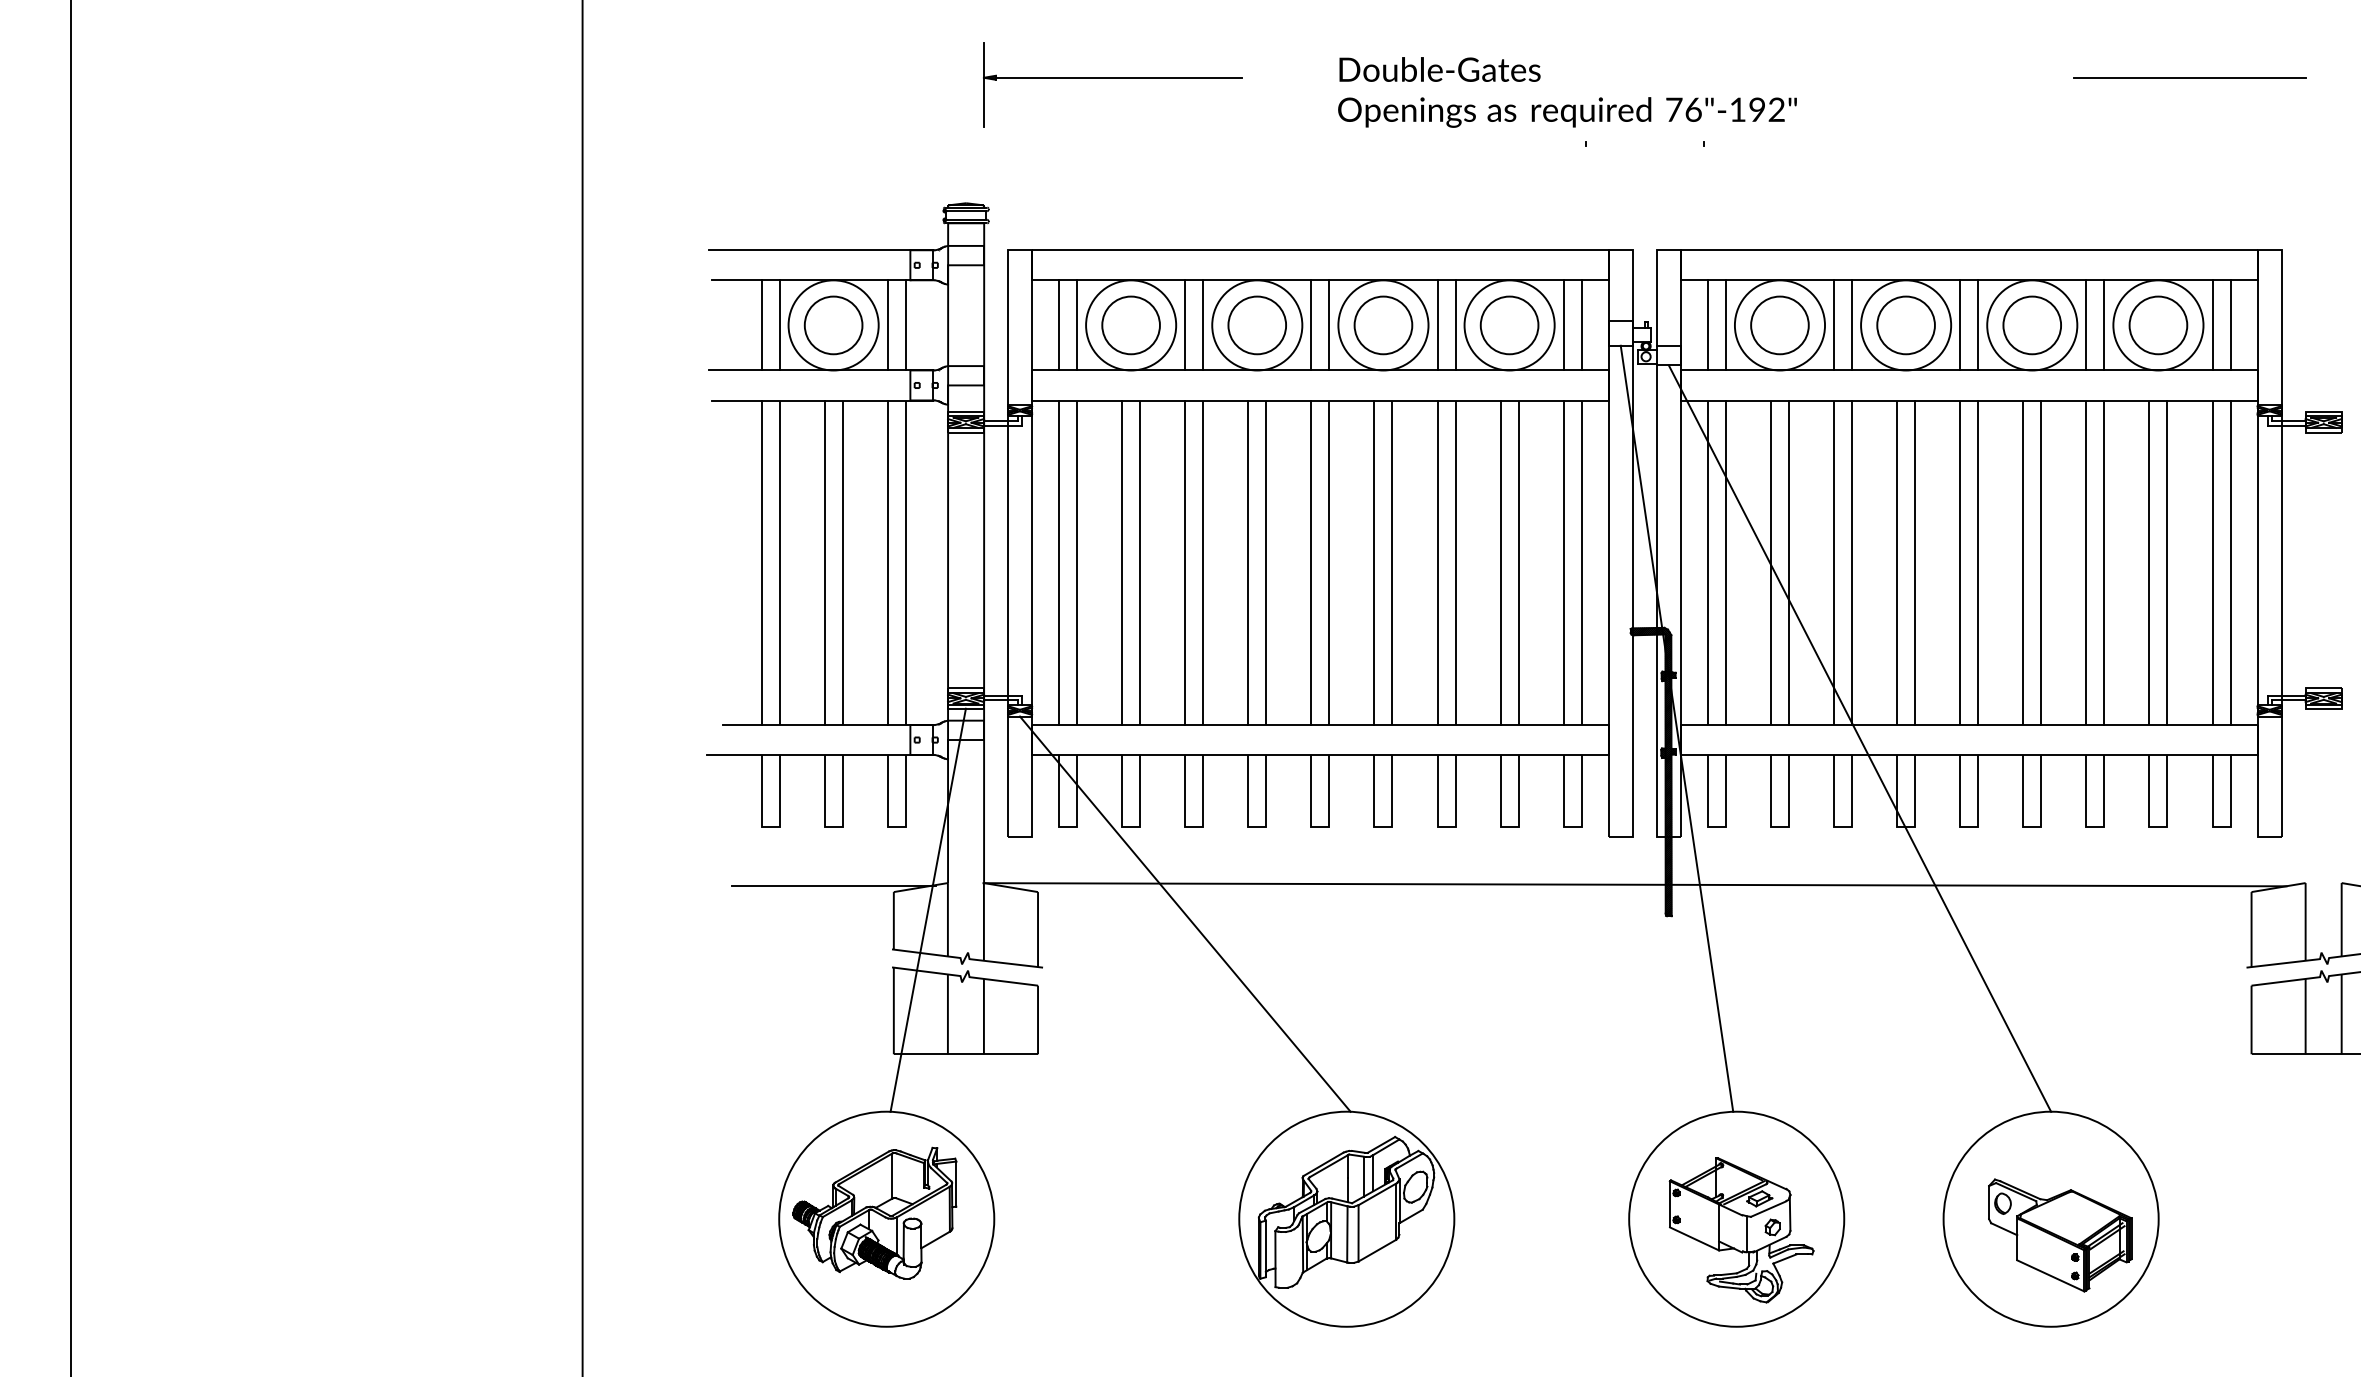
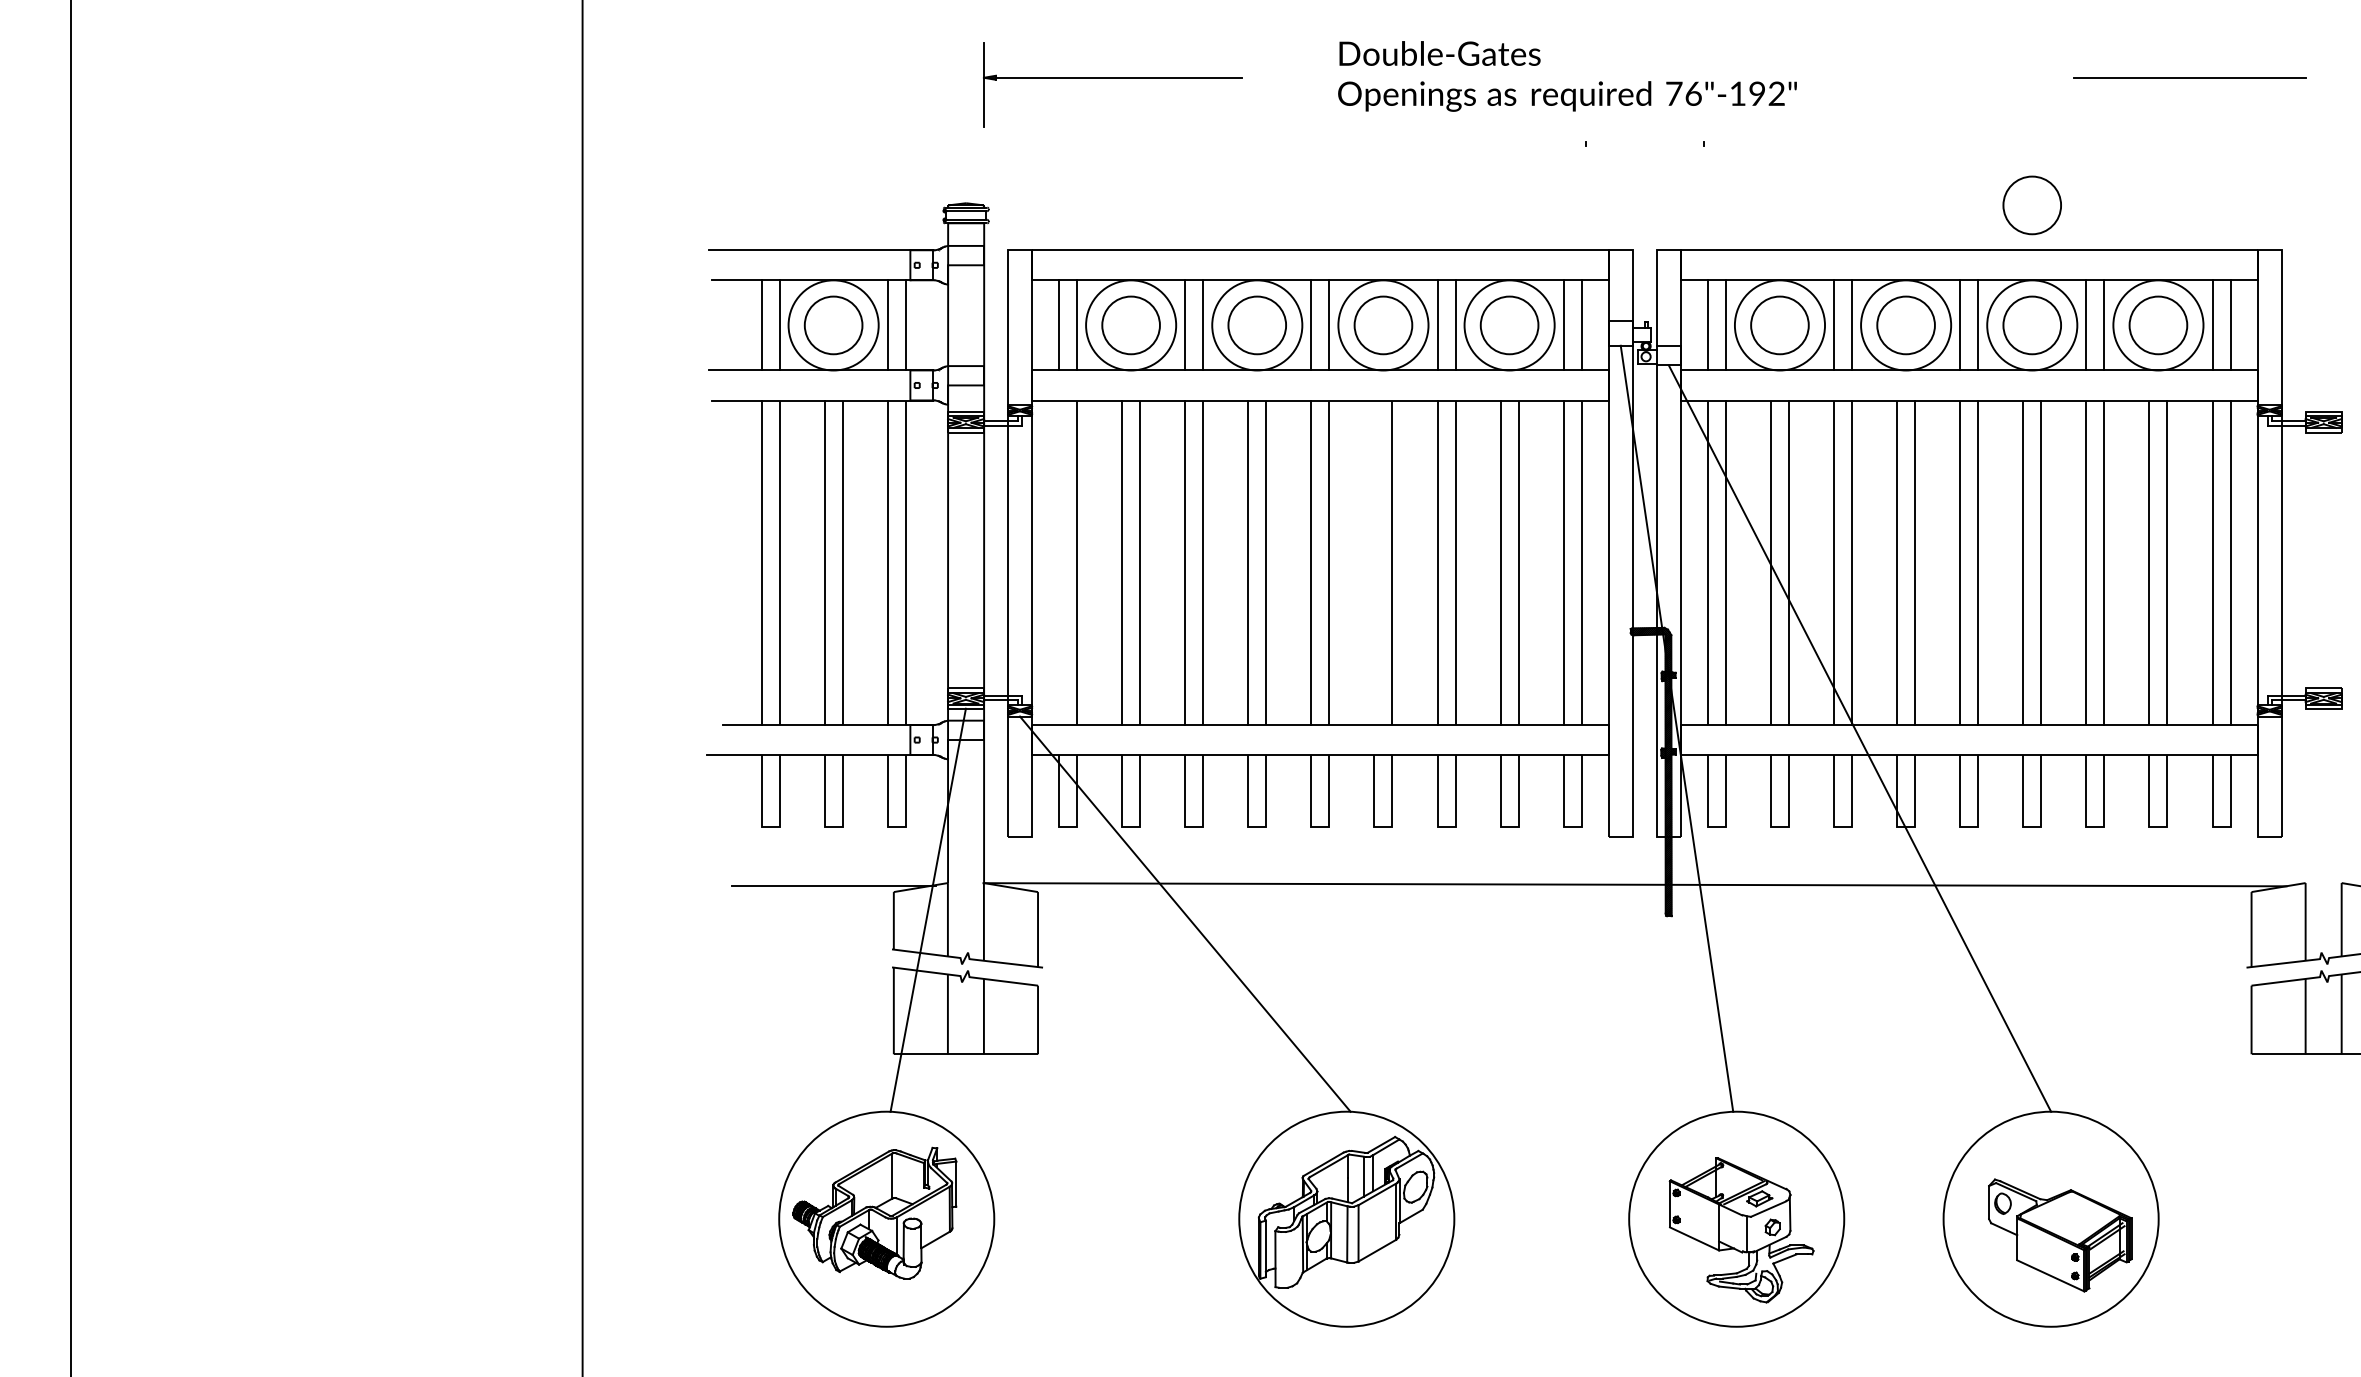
text position: (1567, 92) -> (1567, 76) (1567, 76)
circle: none -> present (2031, 205)
line: present -> none (1059, 562)
line: present -> none (1374, 562)
